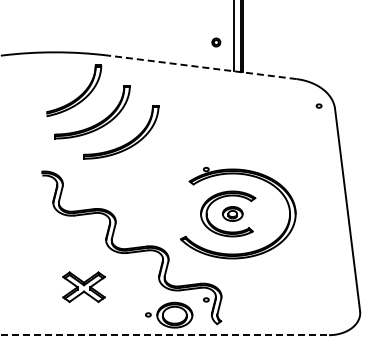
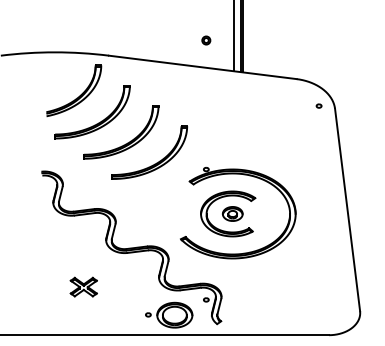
part position: (216, 42) -> (206, 40) (206, 40)
line: dashed -> solid (202, 67)
part: none -> present (154, 163)
part size: 44x32 px -> 29x22 px (83, 286)
line: dashed -> solid (165, 335)
